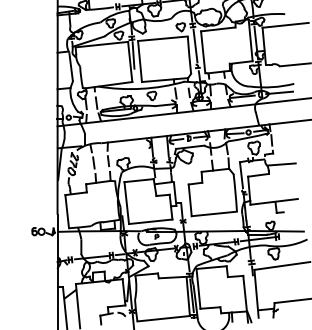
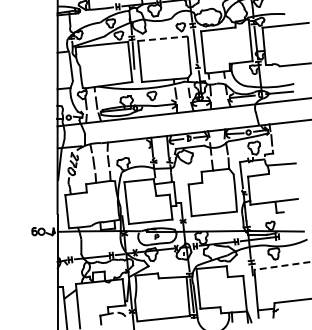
line: solid -> dashed (162, 38)
line: solid -> dashed (281, 266)
